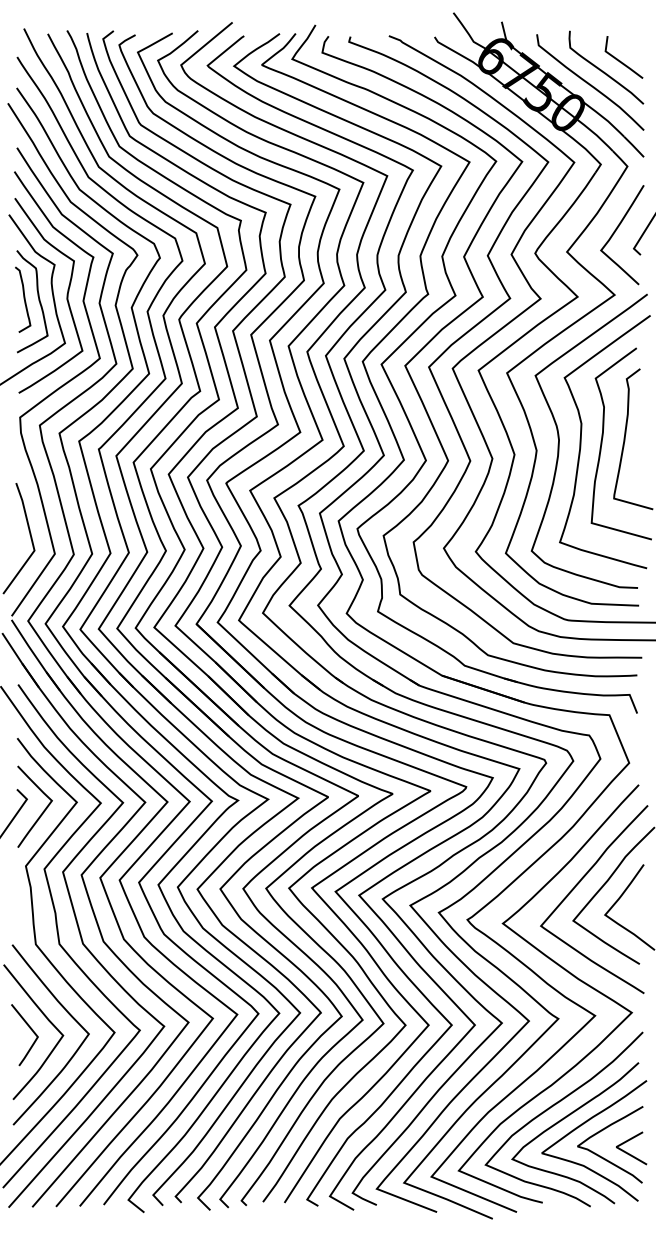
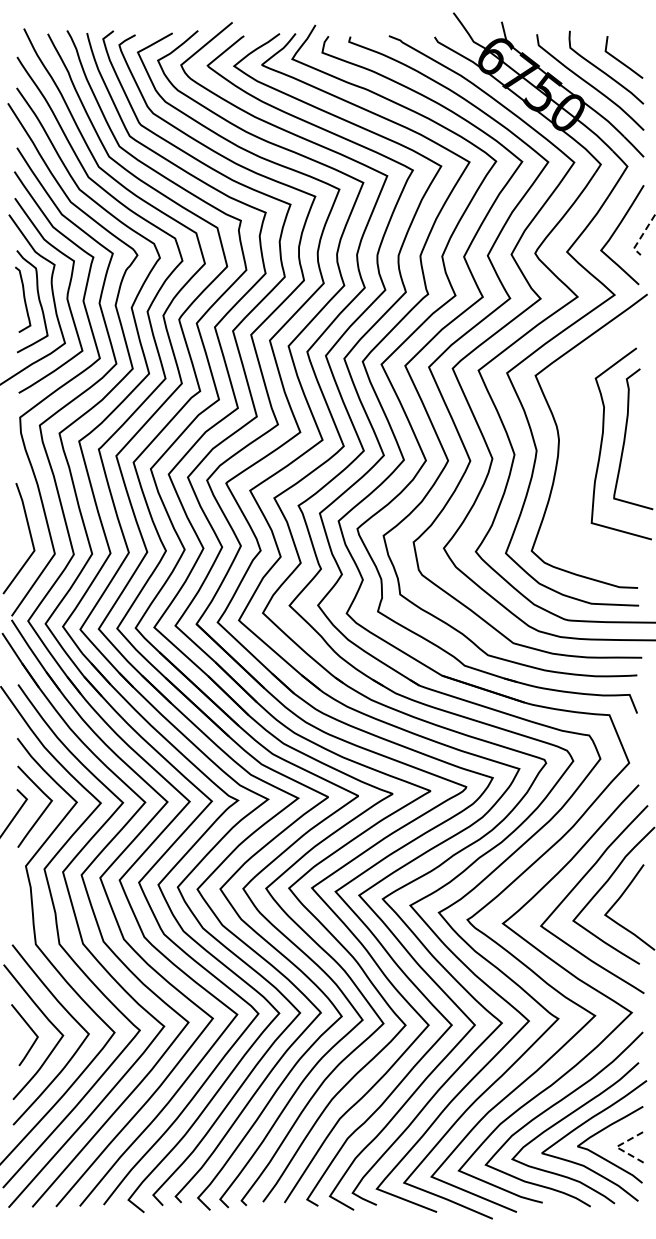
line: solid -> dashed (641, 236)
curve: present -> none (581, 442)
line: solid -> dashed (618, 1148)
